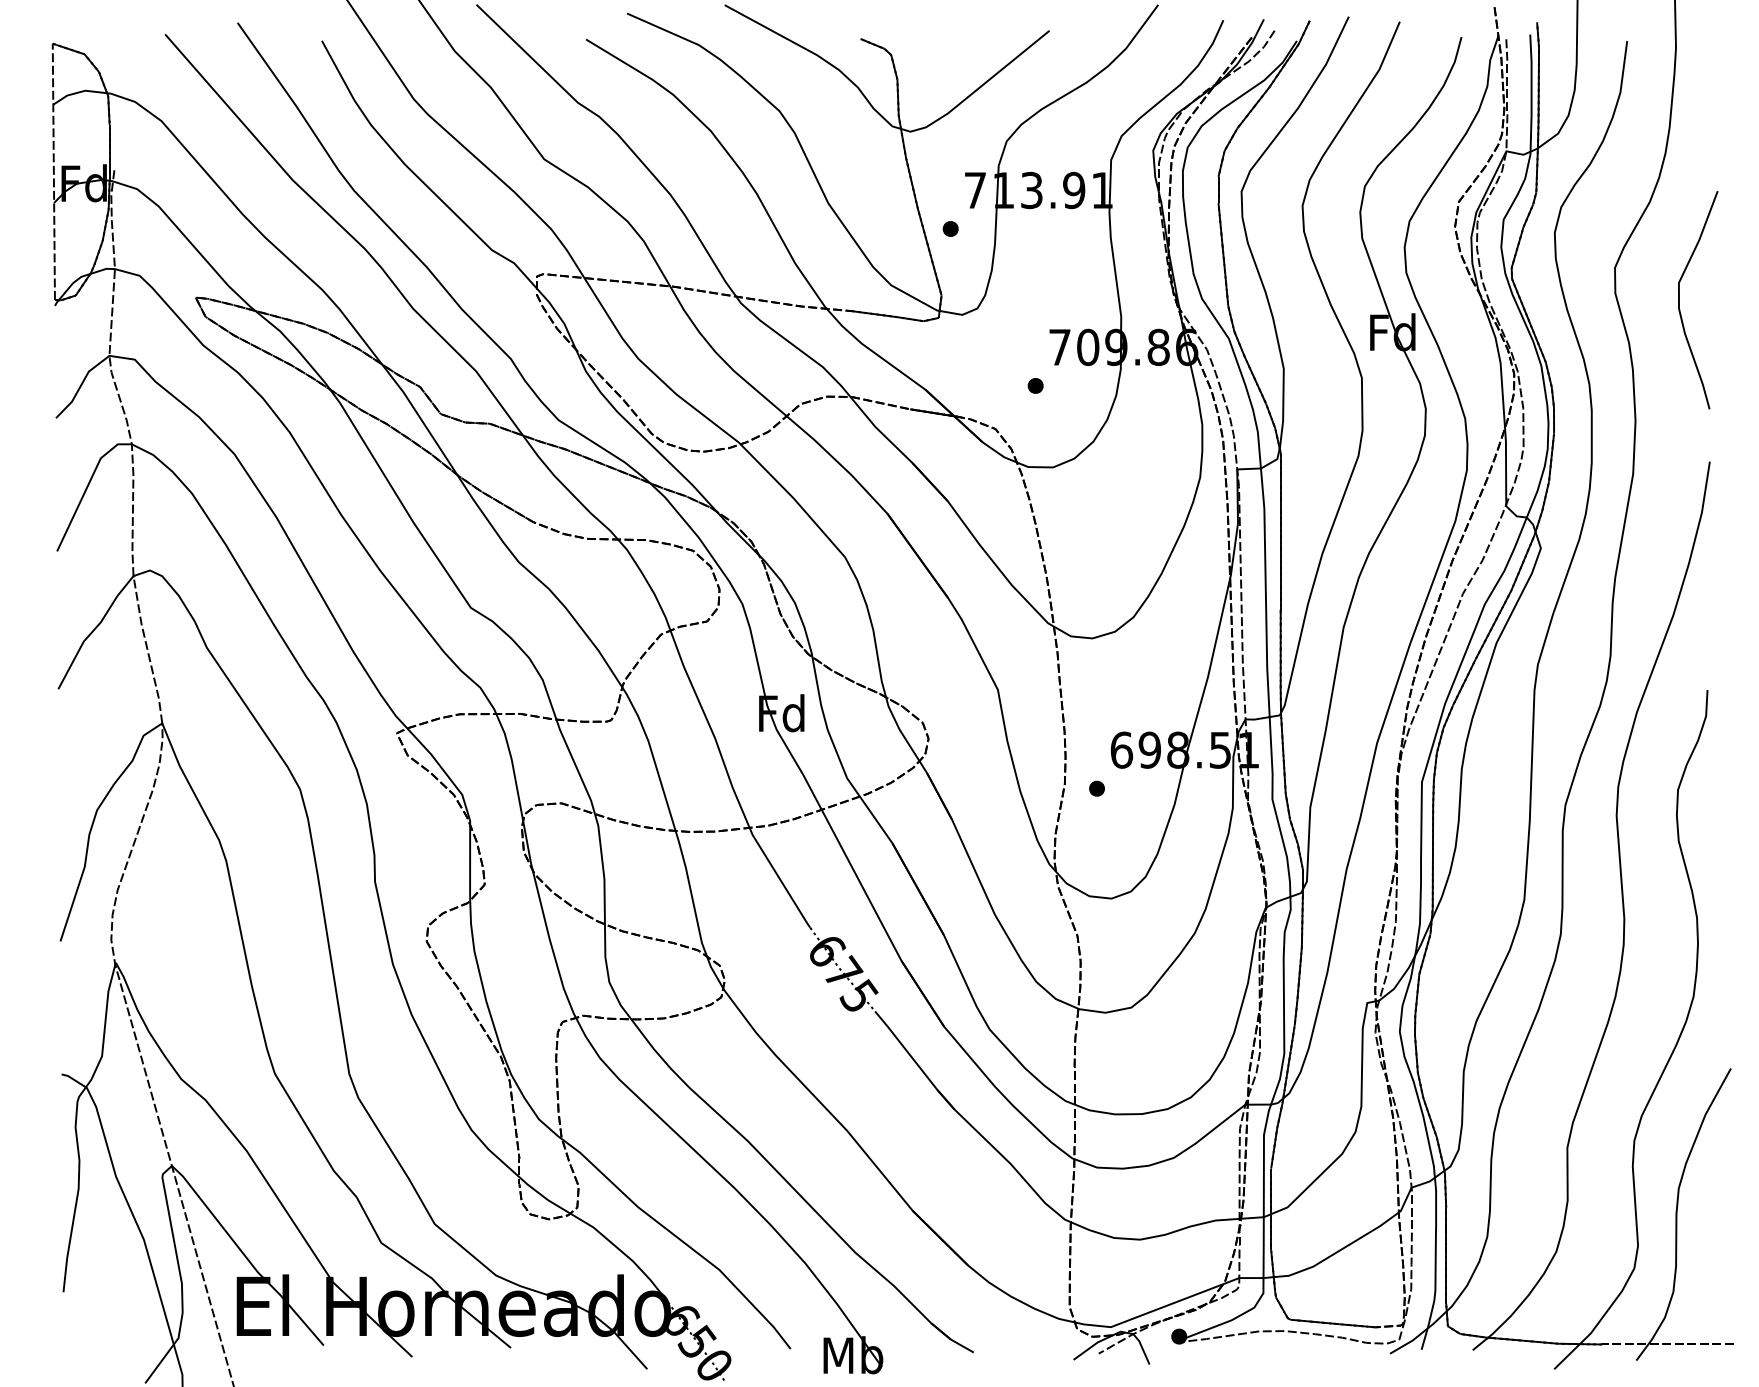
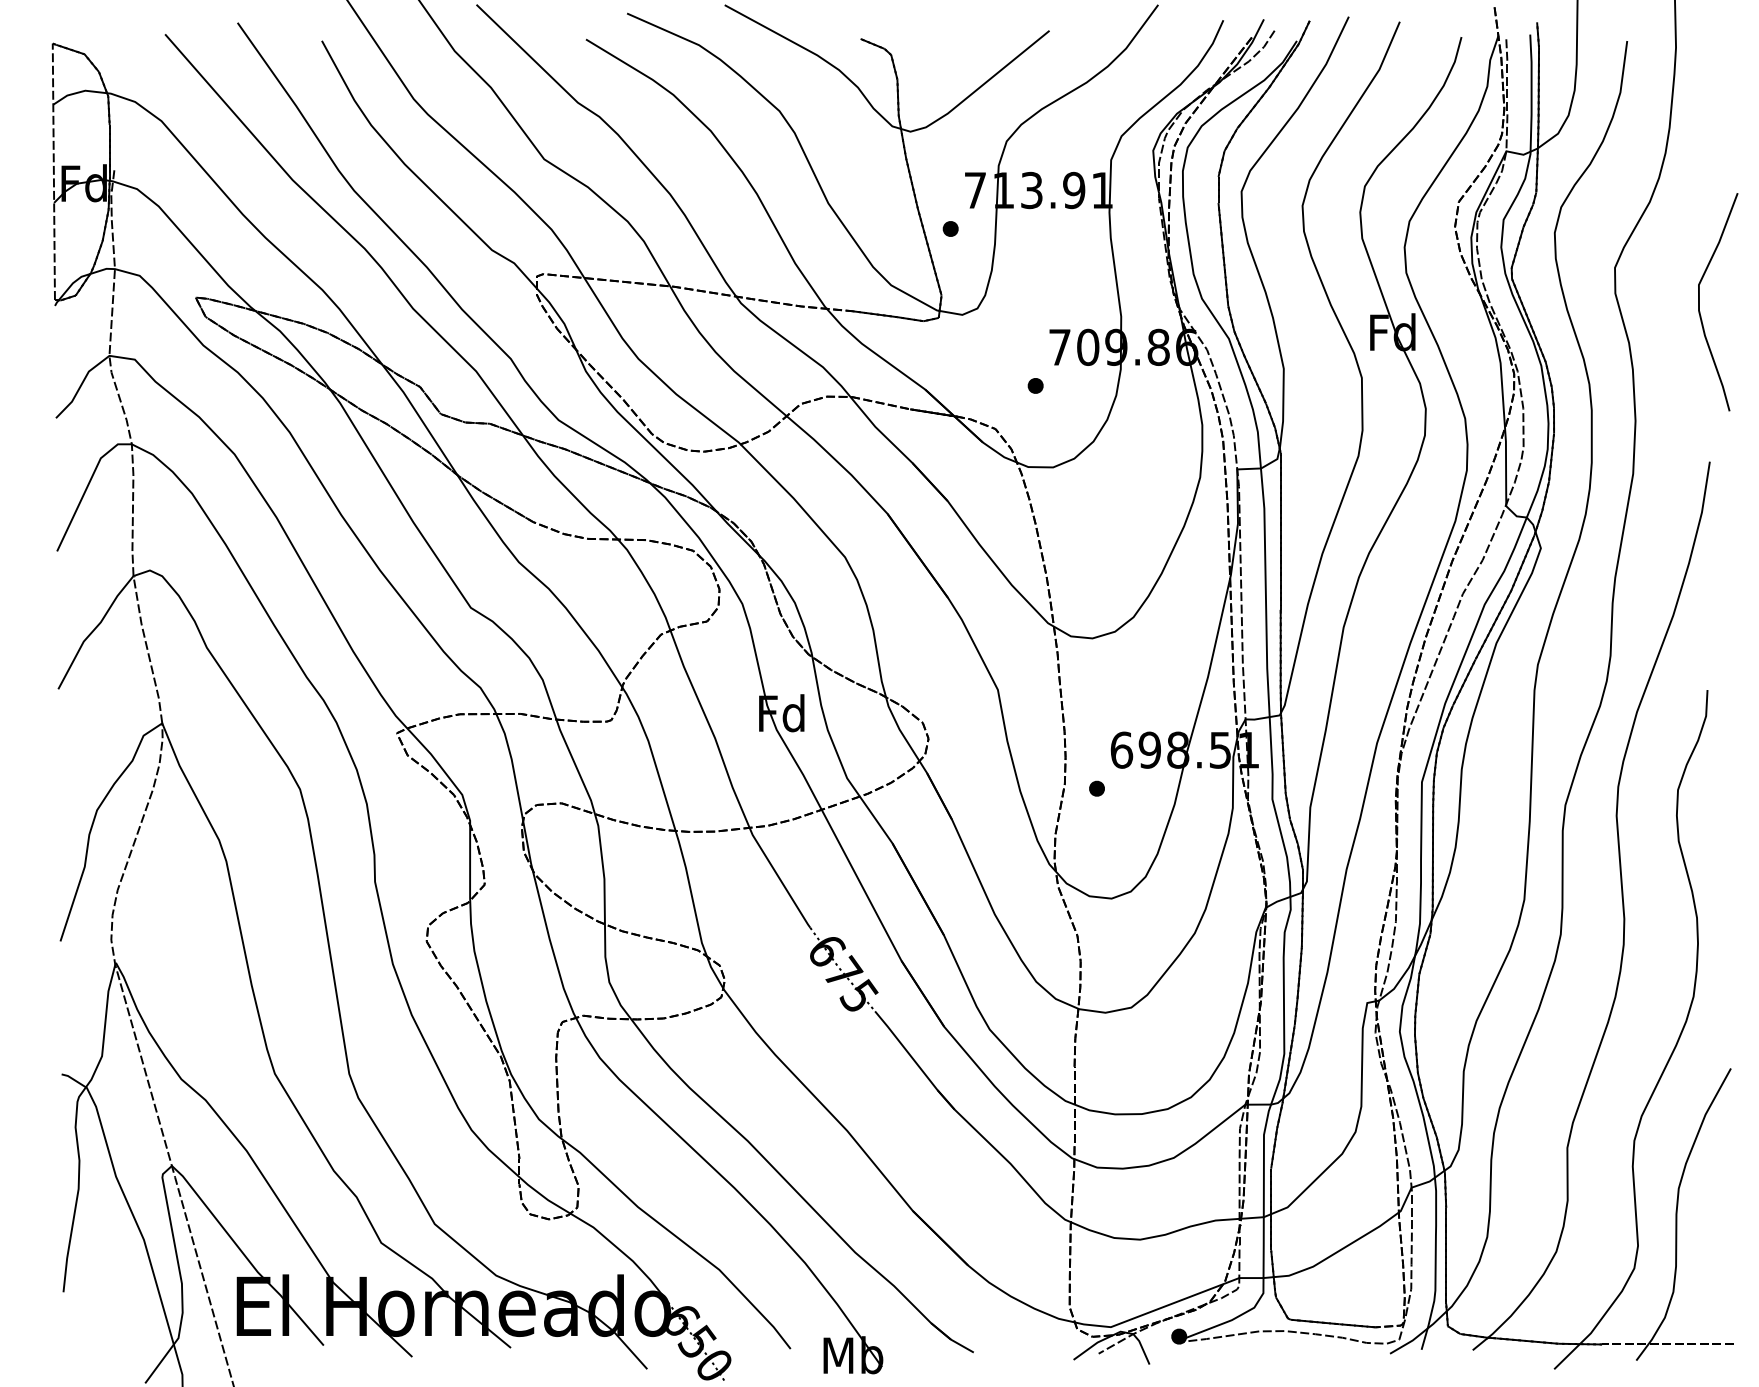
curve position: (1679, 300) -> (1699, 302) (1699, 302)
